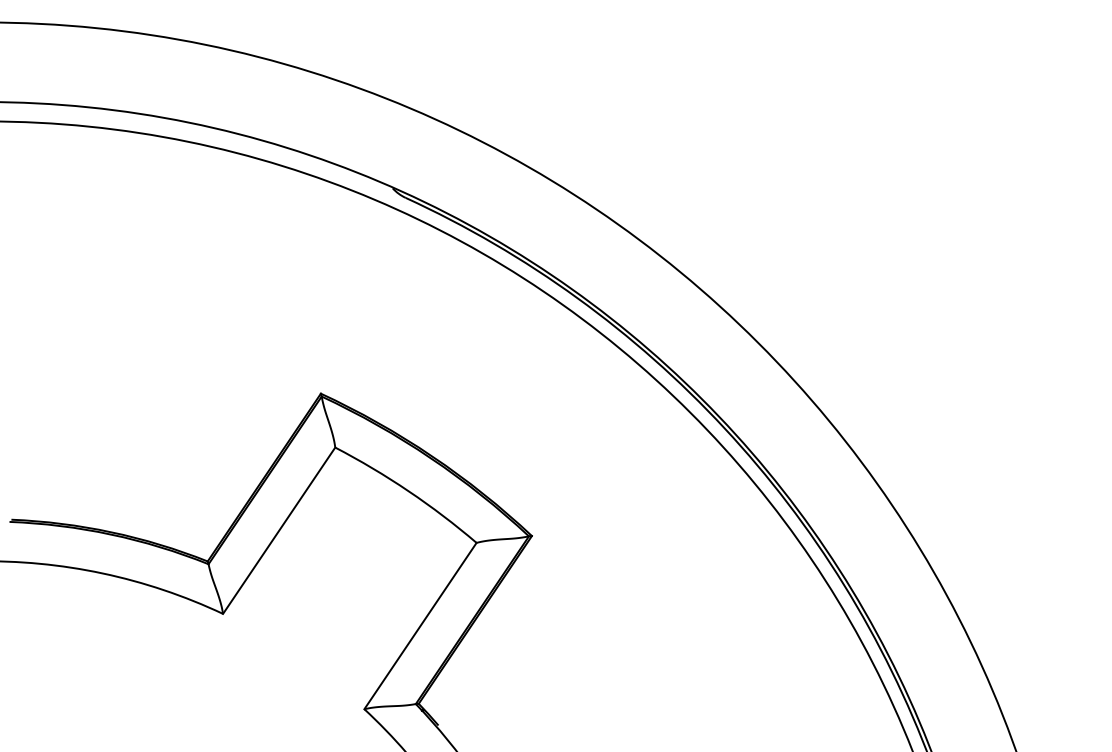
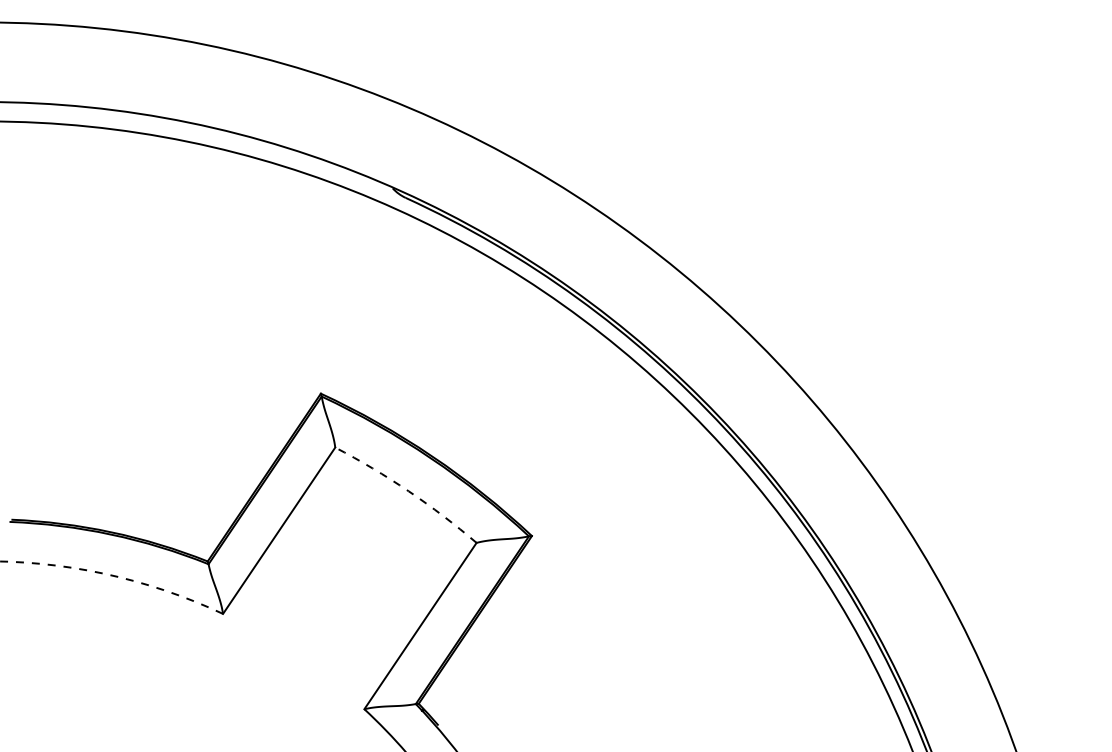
arc: solid -> dashed (408, 491)
arc: solid -> dashed (114, 576)
